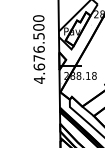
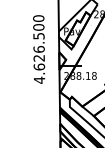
text: 4.676.500 -> 4.626.500 (38, 58)
